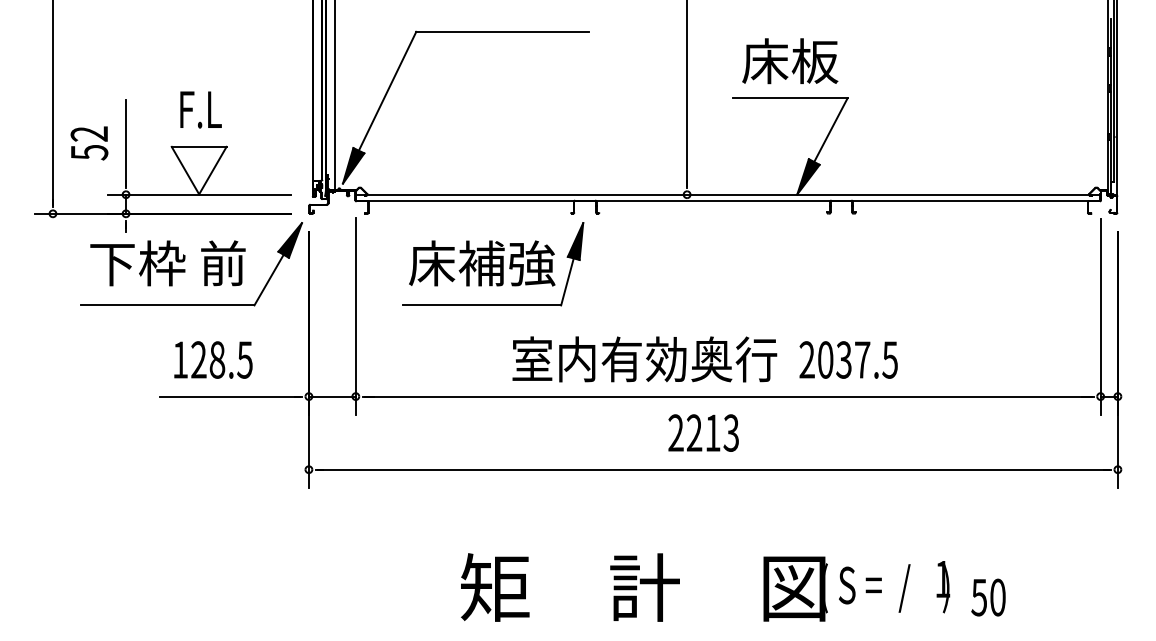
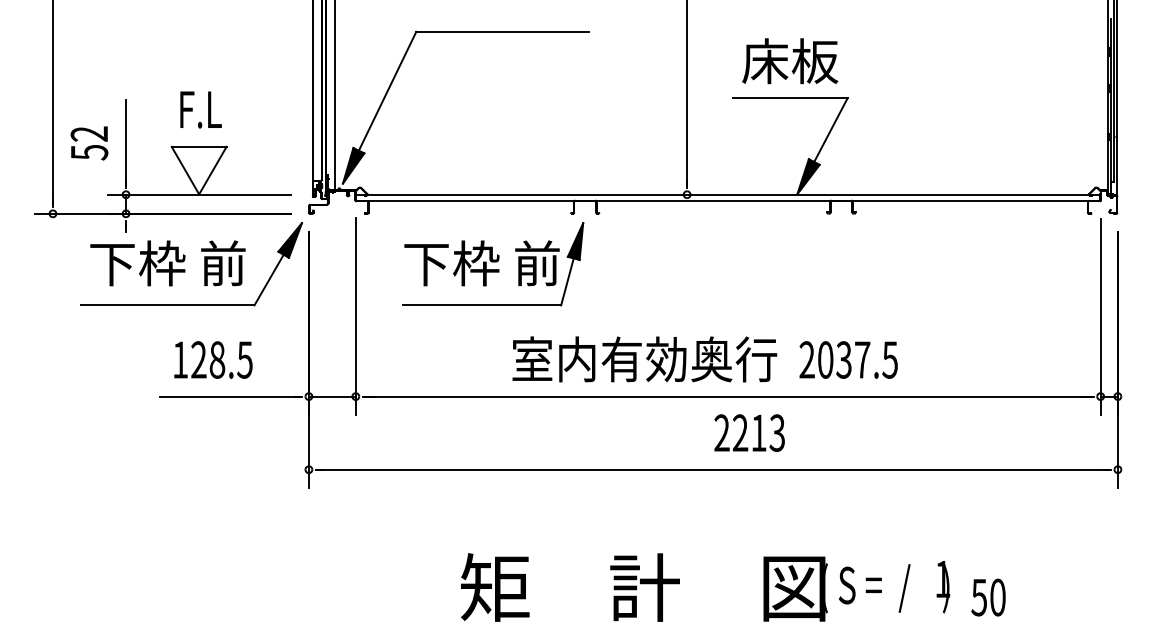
text: 床補強 -> 下枠 前 (481, 263)
text position: (703, 432) -> (749, 432) (749, 432)
